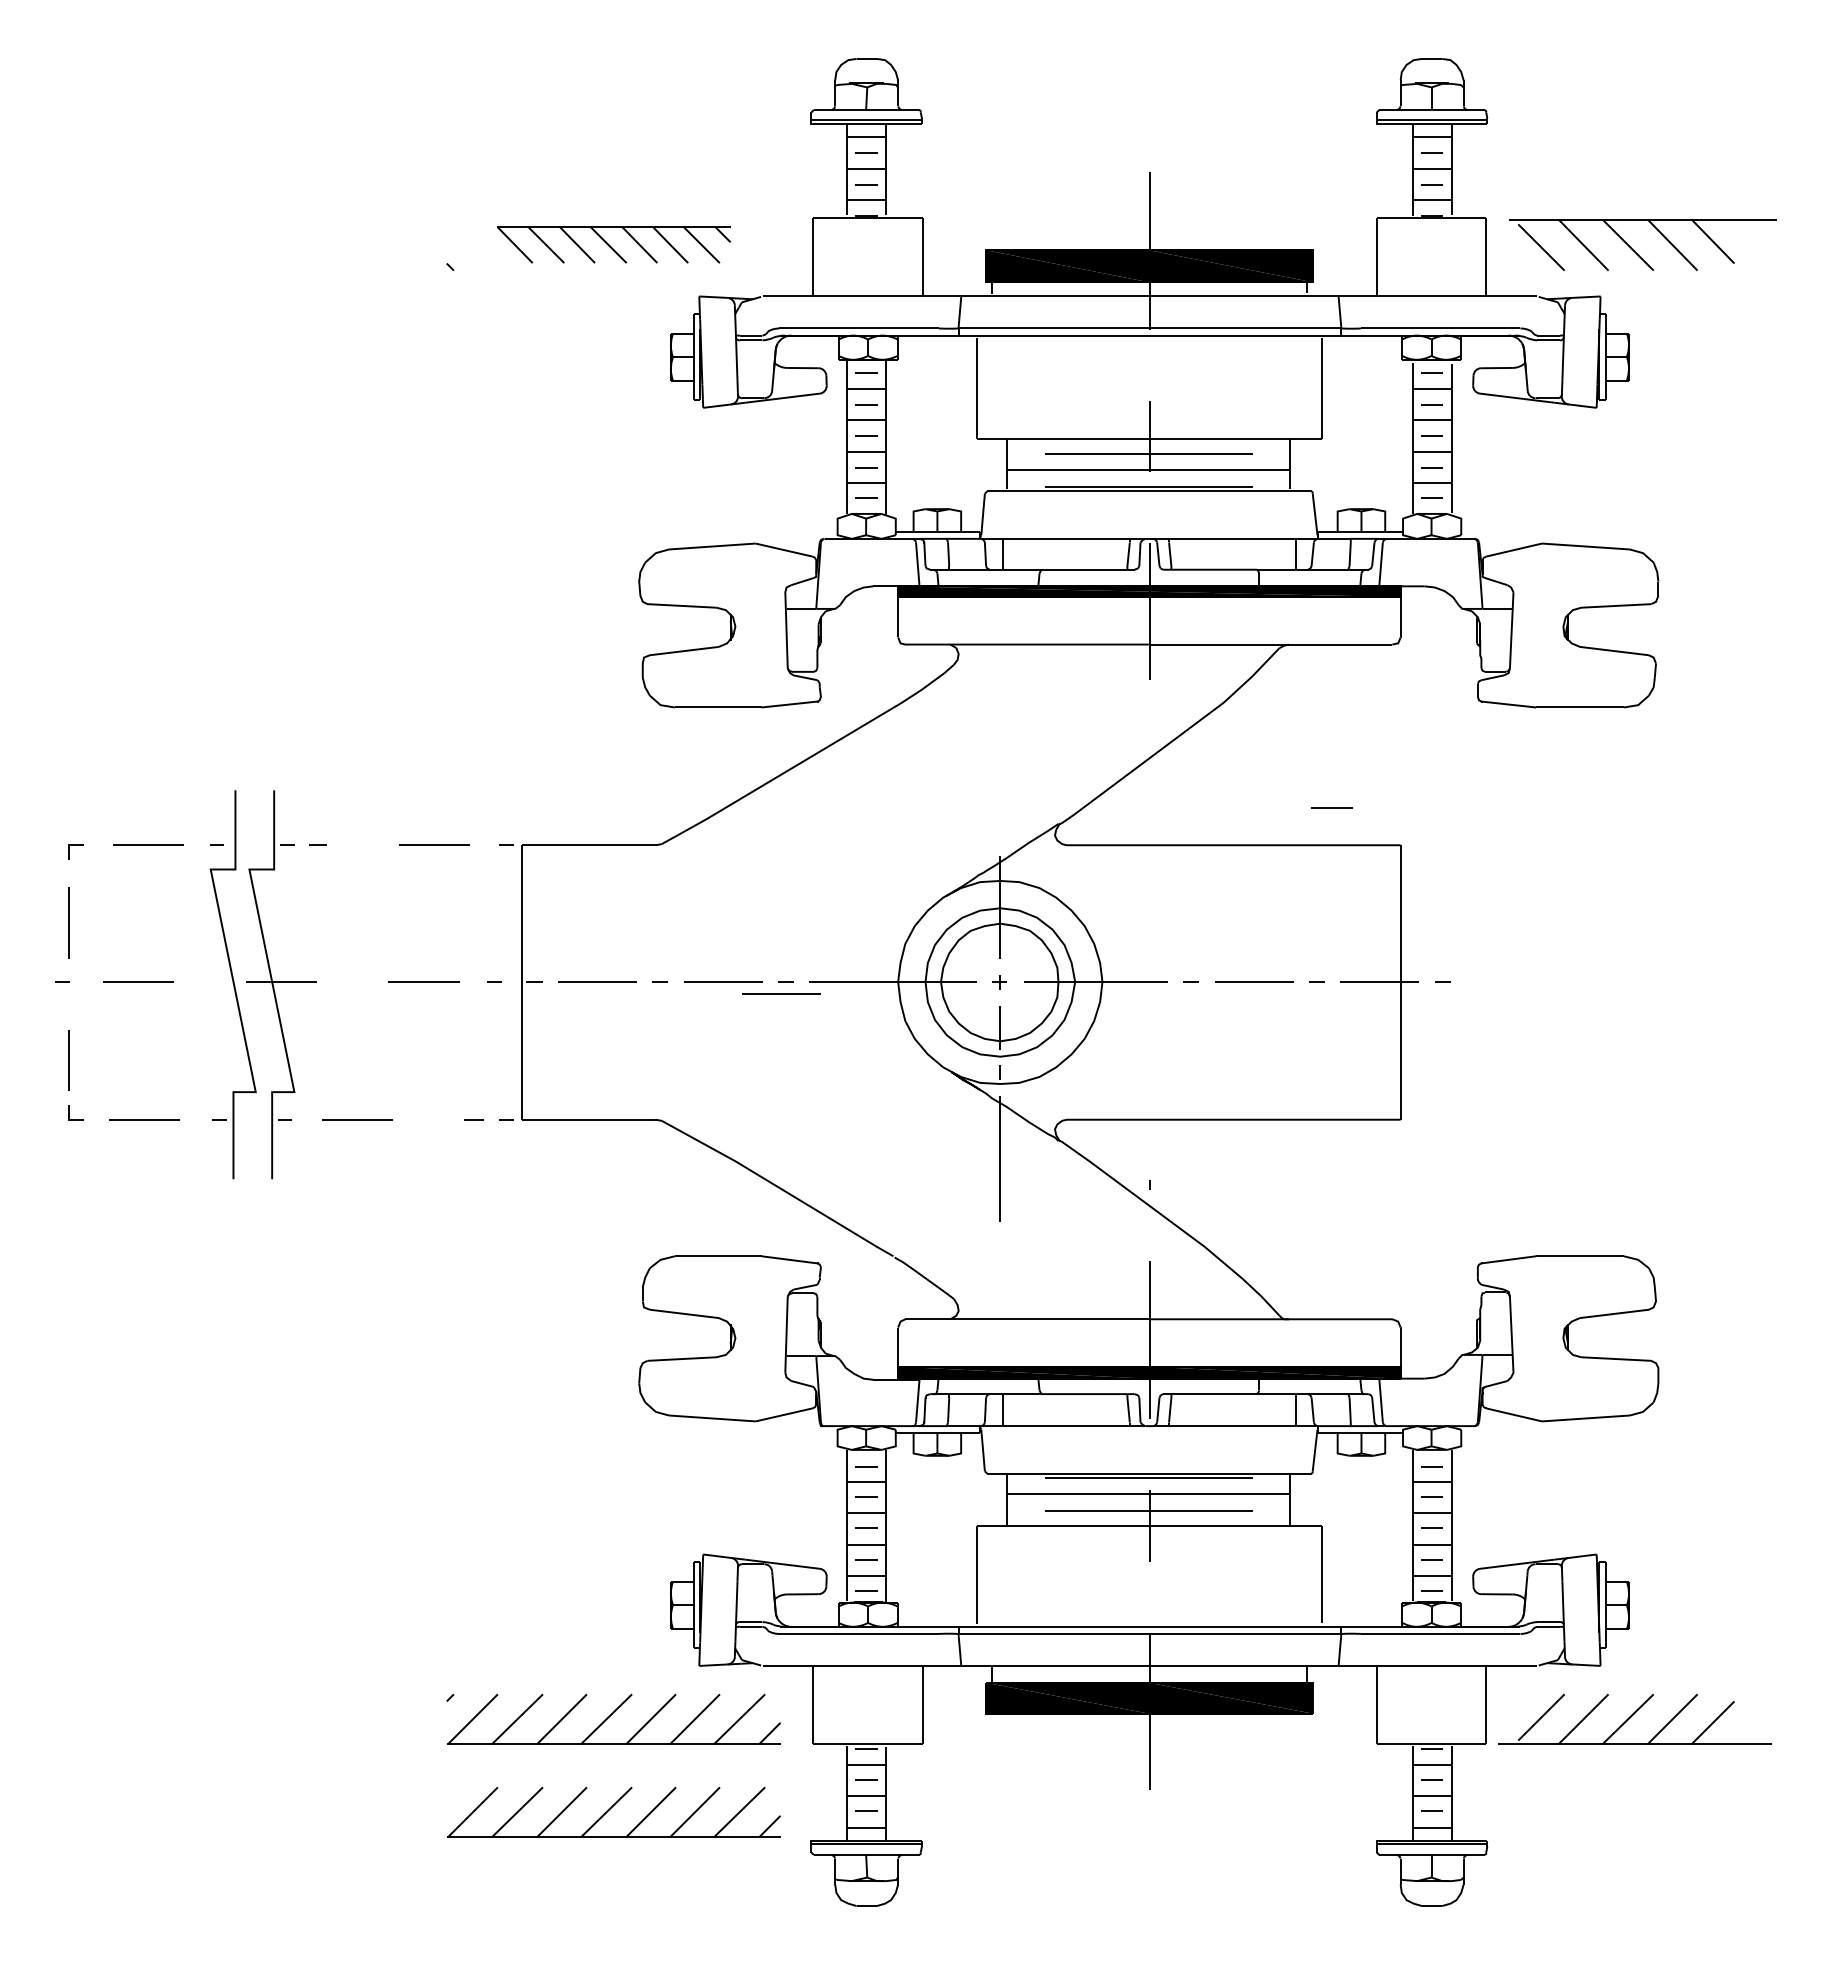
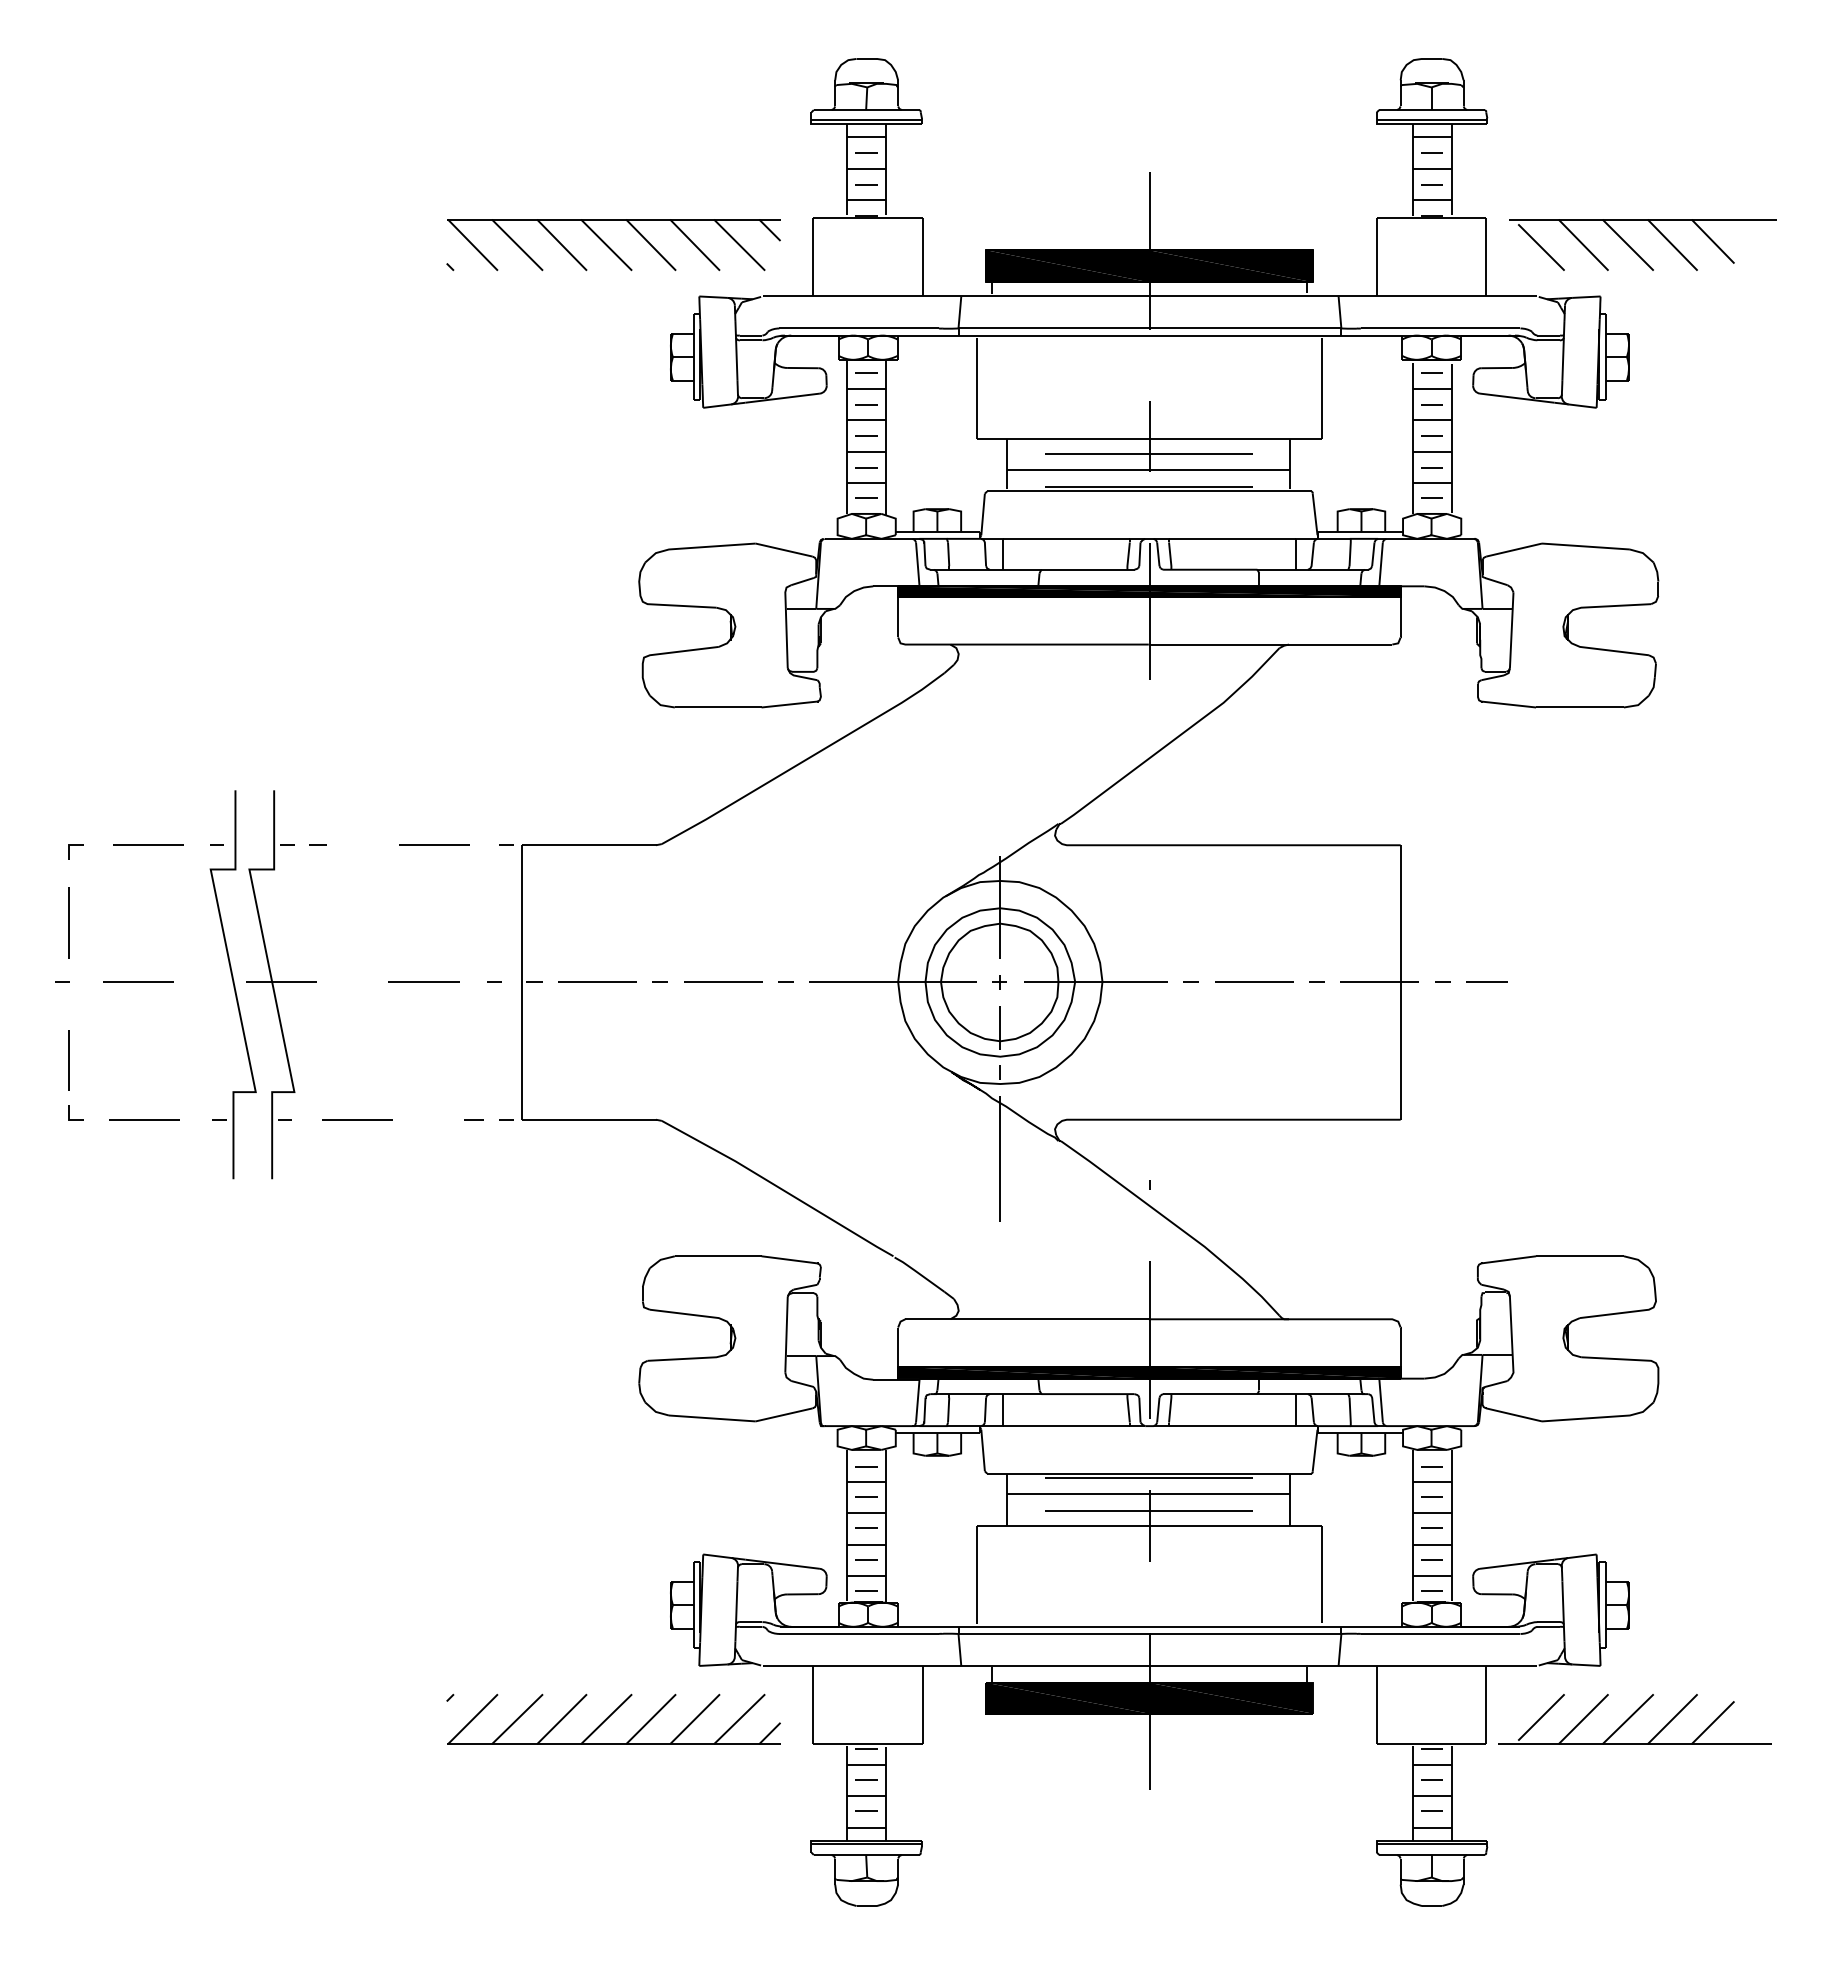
part size: 234x38 px -> 334x53 px (613, 245)
line position: (1331, 807) -> (1486, 981) (1486, 981)
line: present -> none (781, 993)
part: present -> none (613, 1811)
